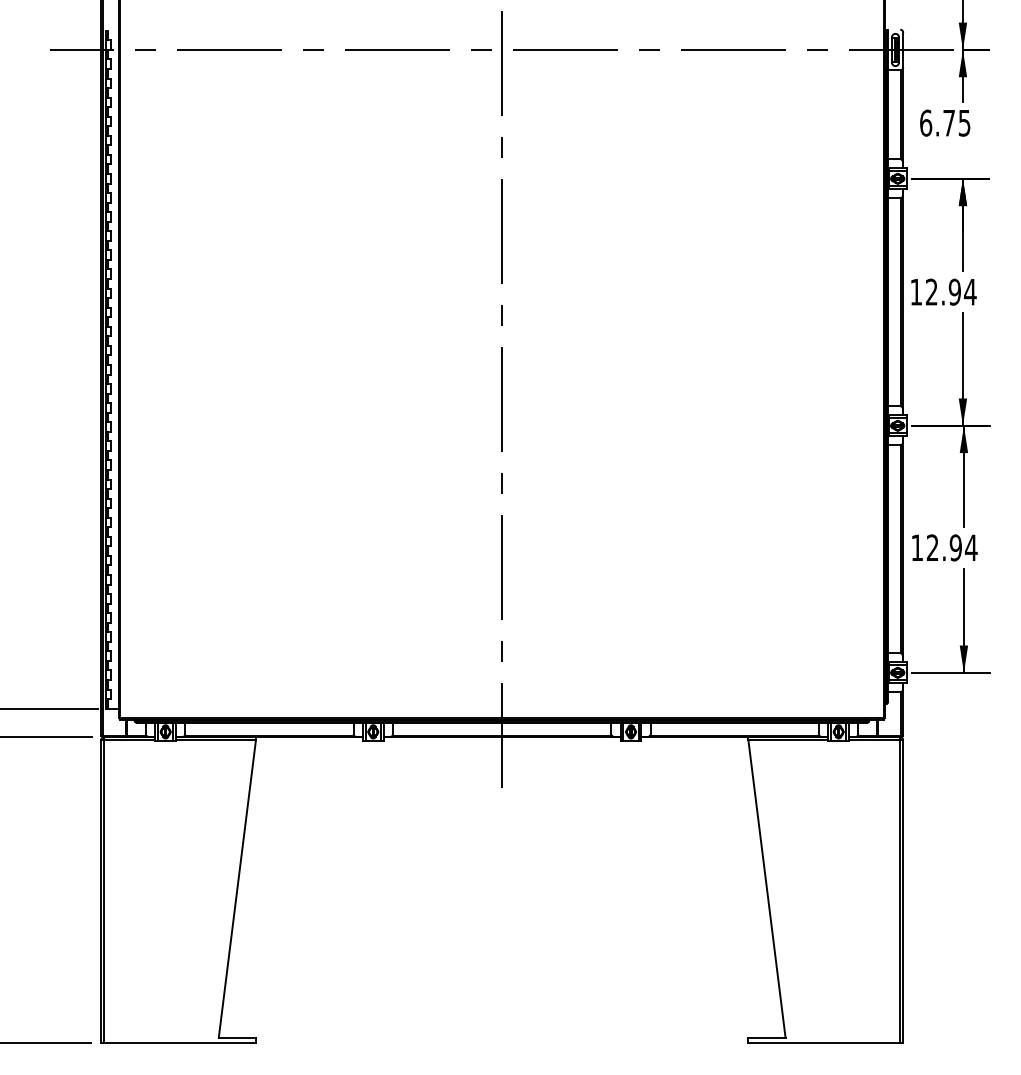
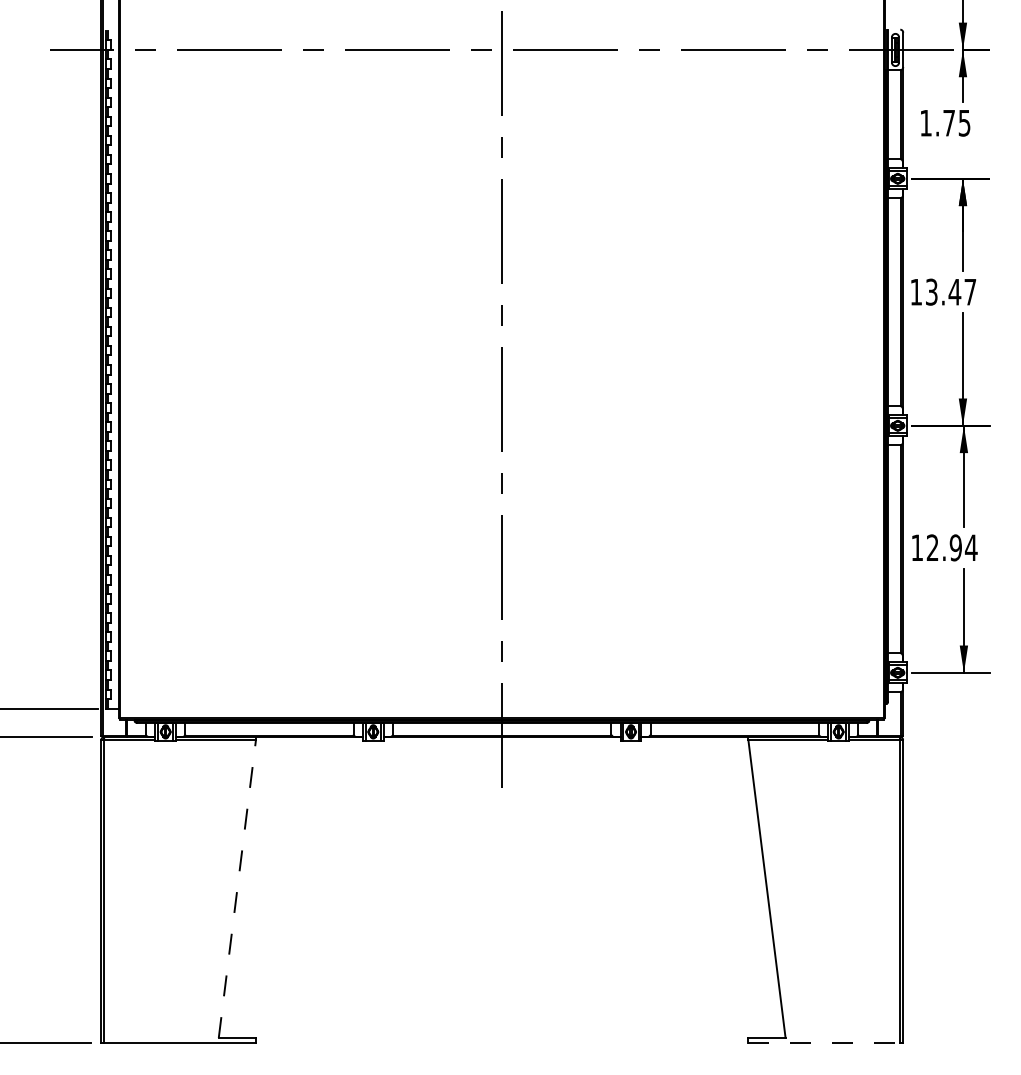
text: 6.75 -> 1.75 (926, 122)
text: 12.94 -> 13.47 (951, 291)
line: solid -> dashed (237, 888)
line: solid -> dashed (824, 1042)
